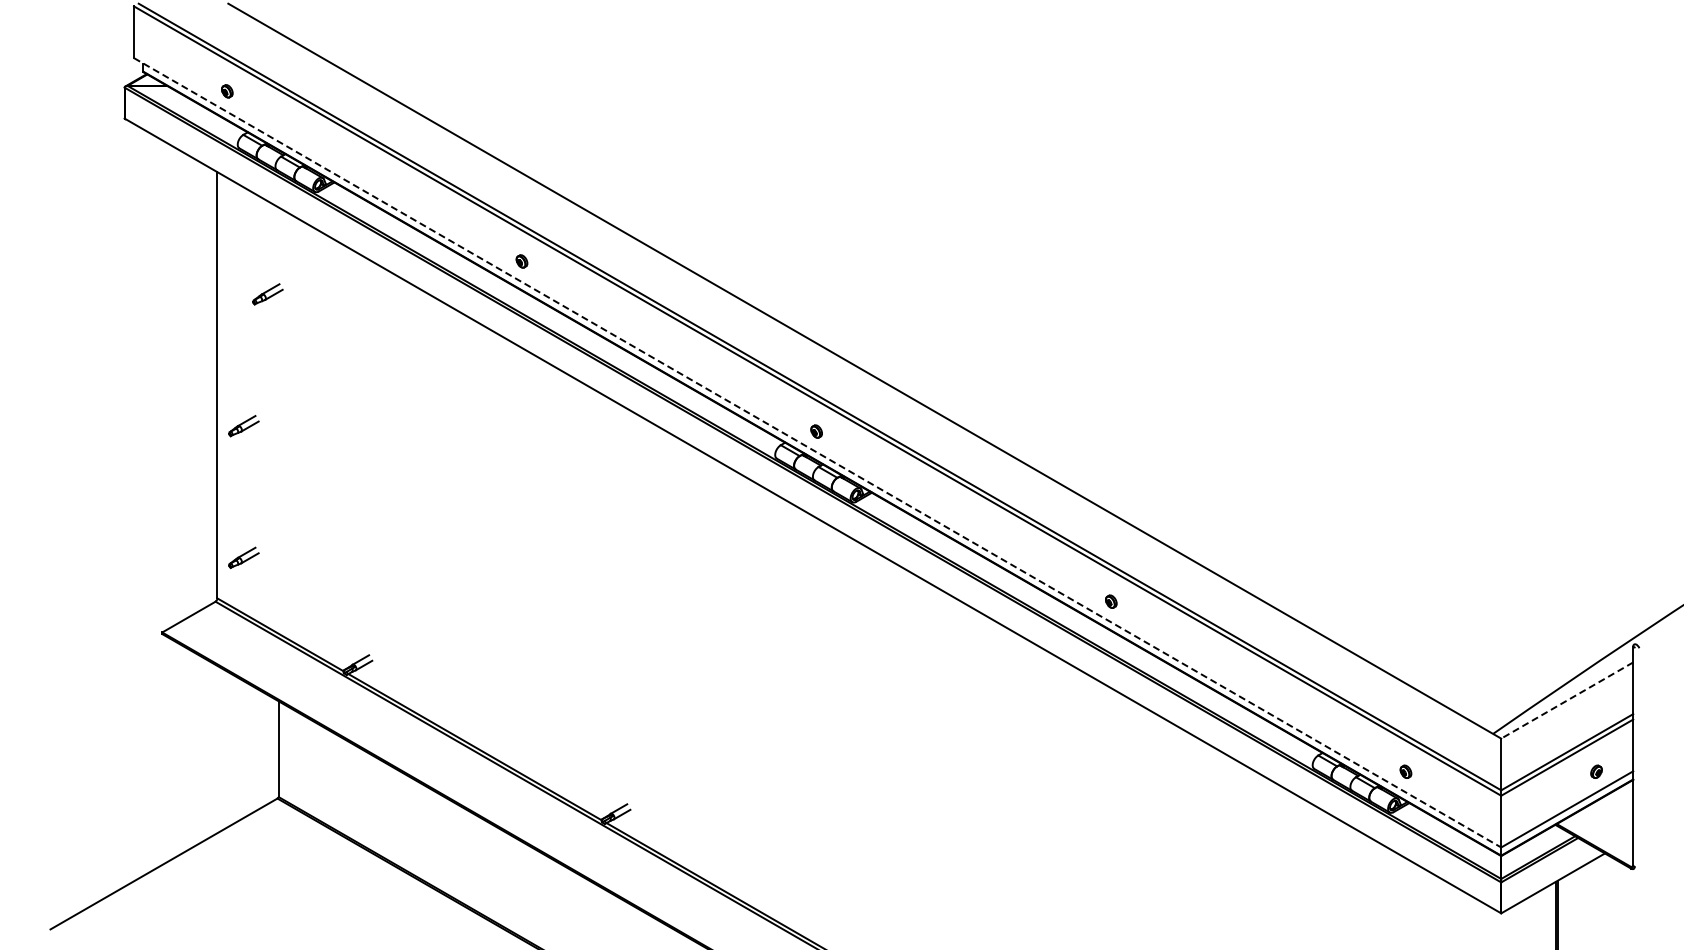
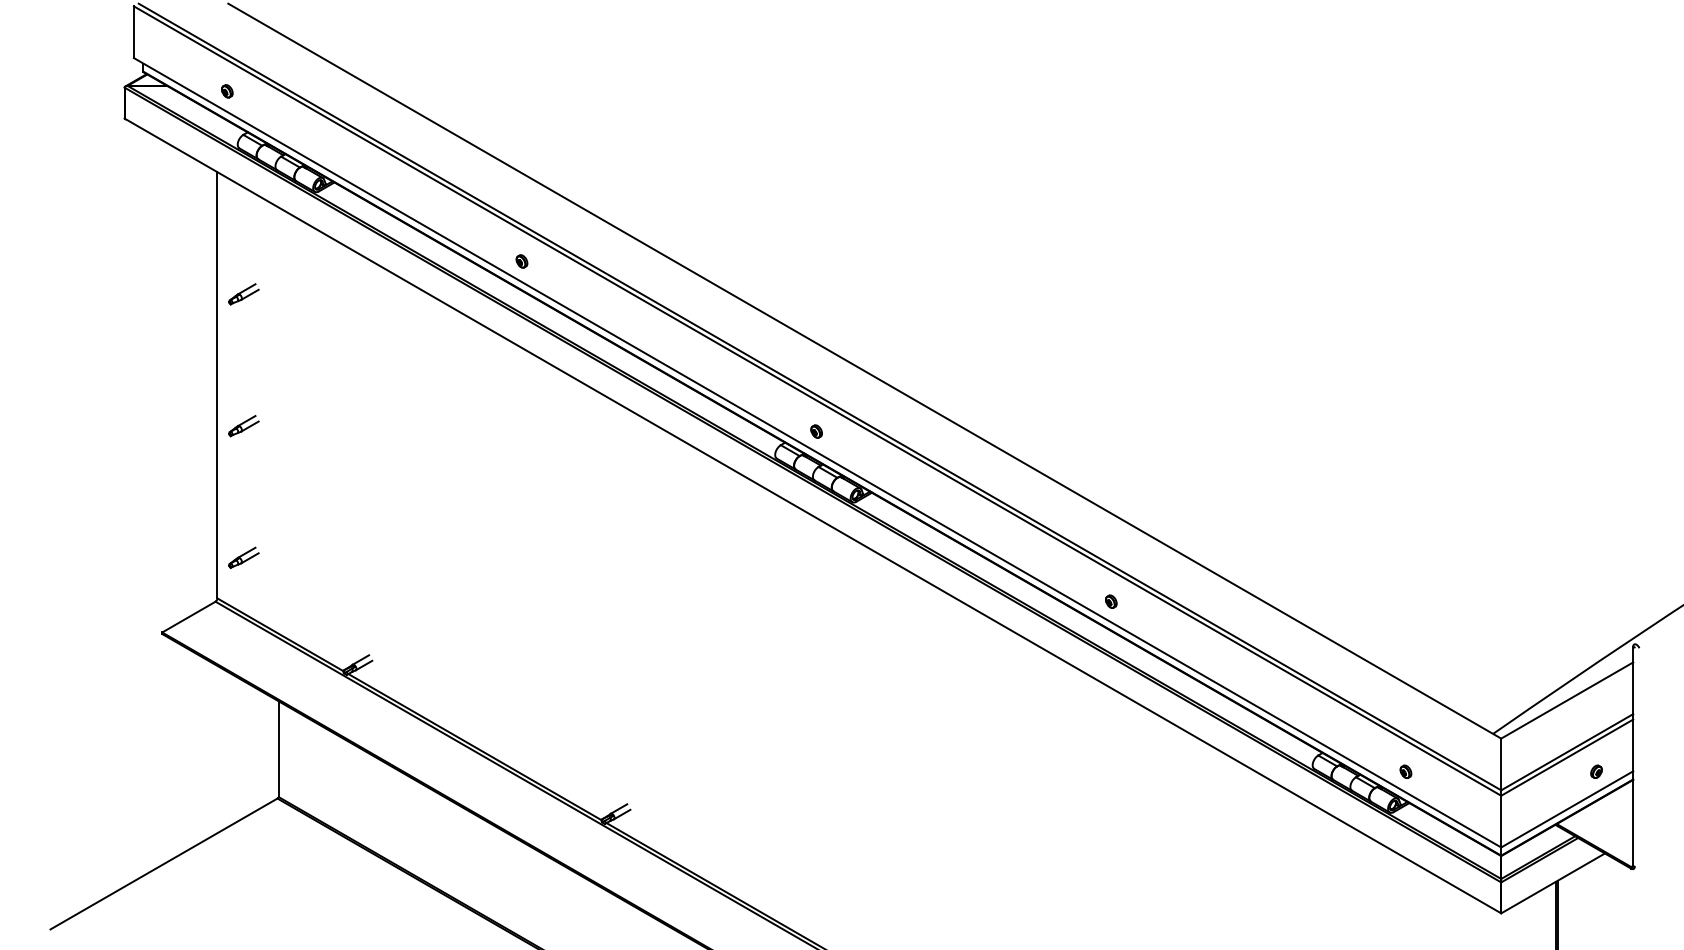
part position: (267, 294) -> (243, 294) (243, 294)
line: dashed -> solid (818, 453)
line: dashed -> solid (1566, 700)
